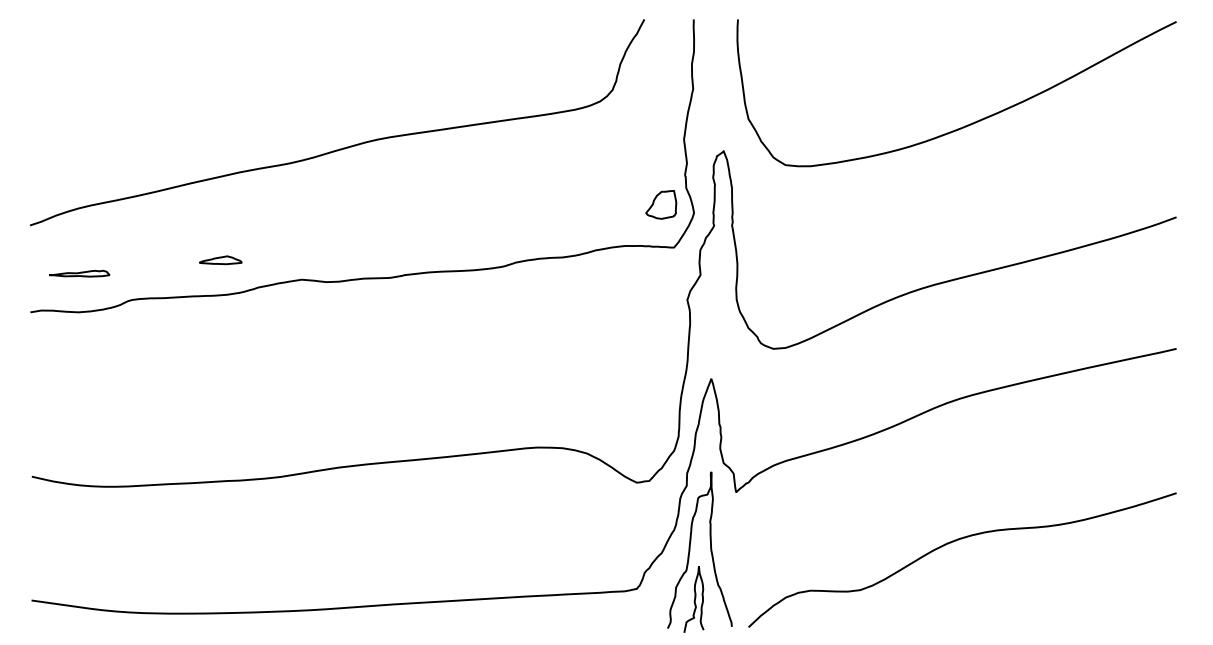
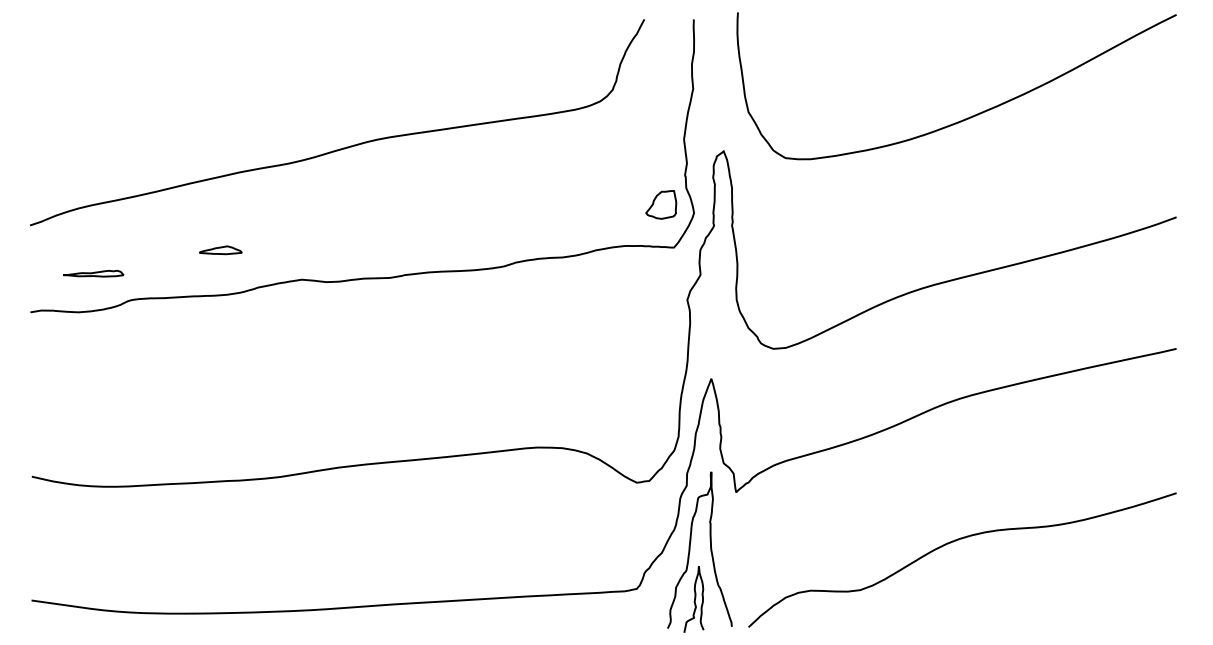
curve position: (967, 124) -> (967, 117) (967, 117)
part position: (220, 260) -> (220, 250) (220, 250)
part position: (79, 273) -> (93, 273) (93, 273)
